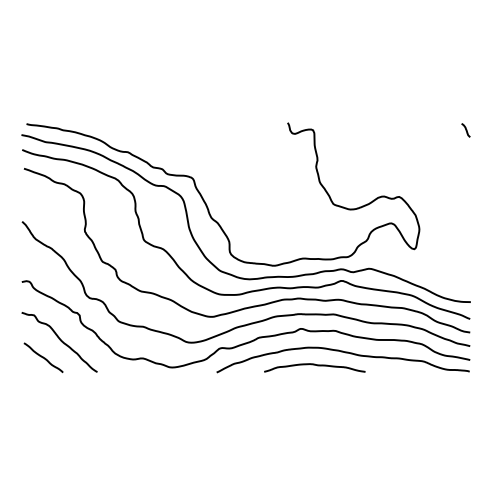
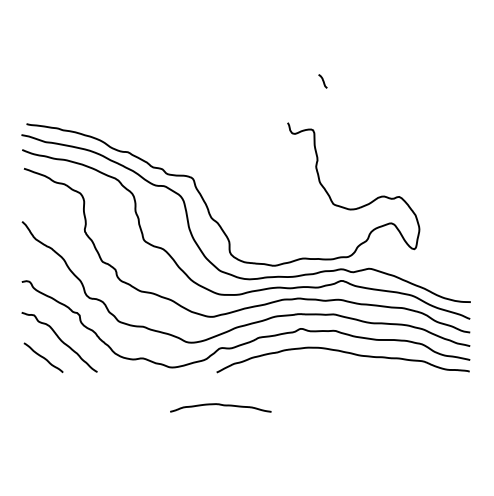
line position: (465, 130) -> (322, 81) (322, 81)
curve position: (314, 365) -> (220, 405) (220, 405)
